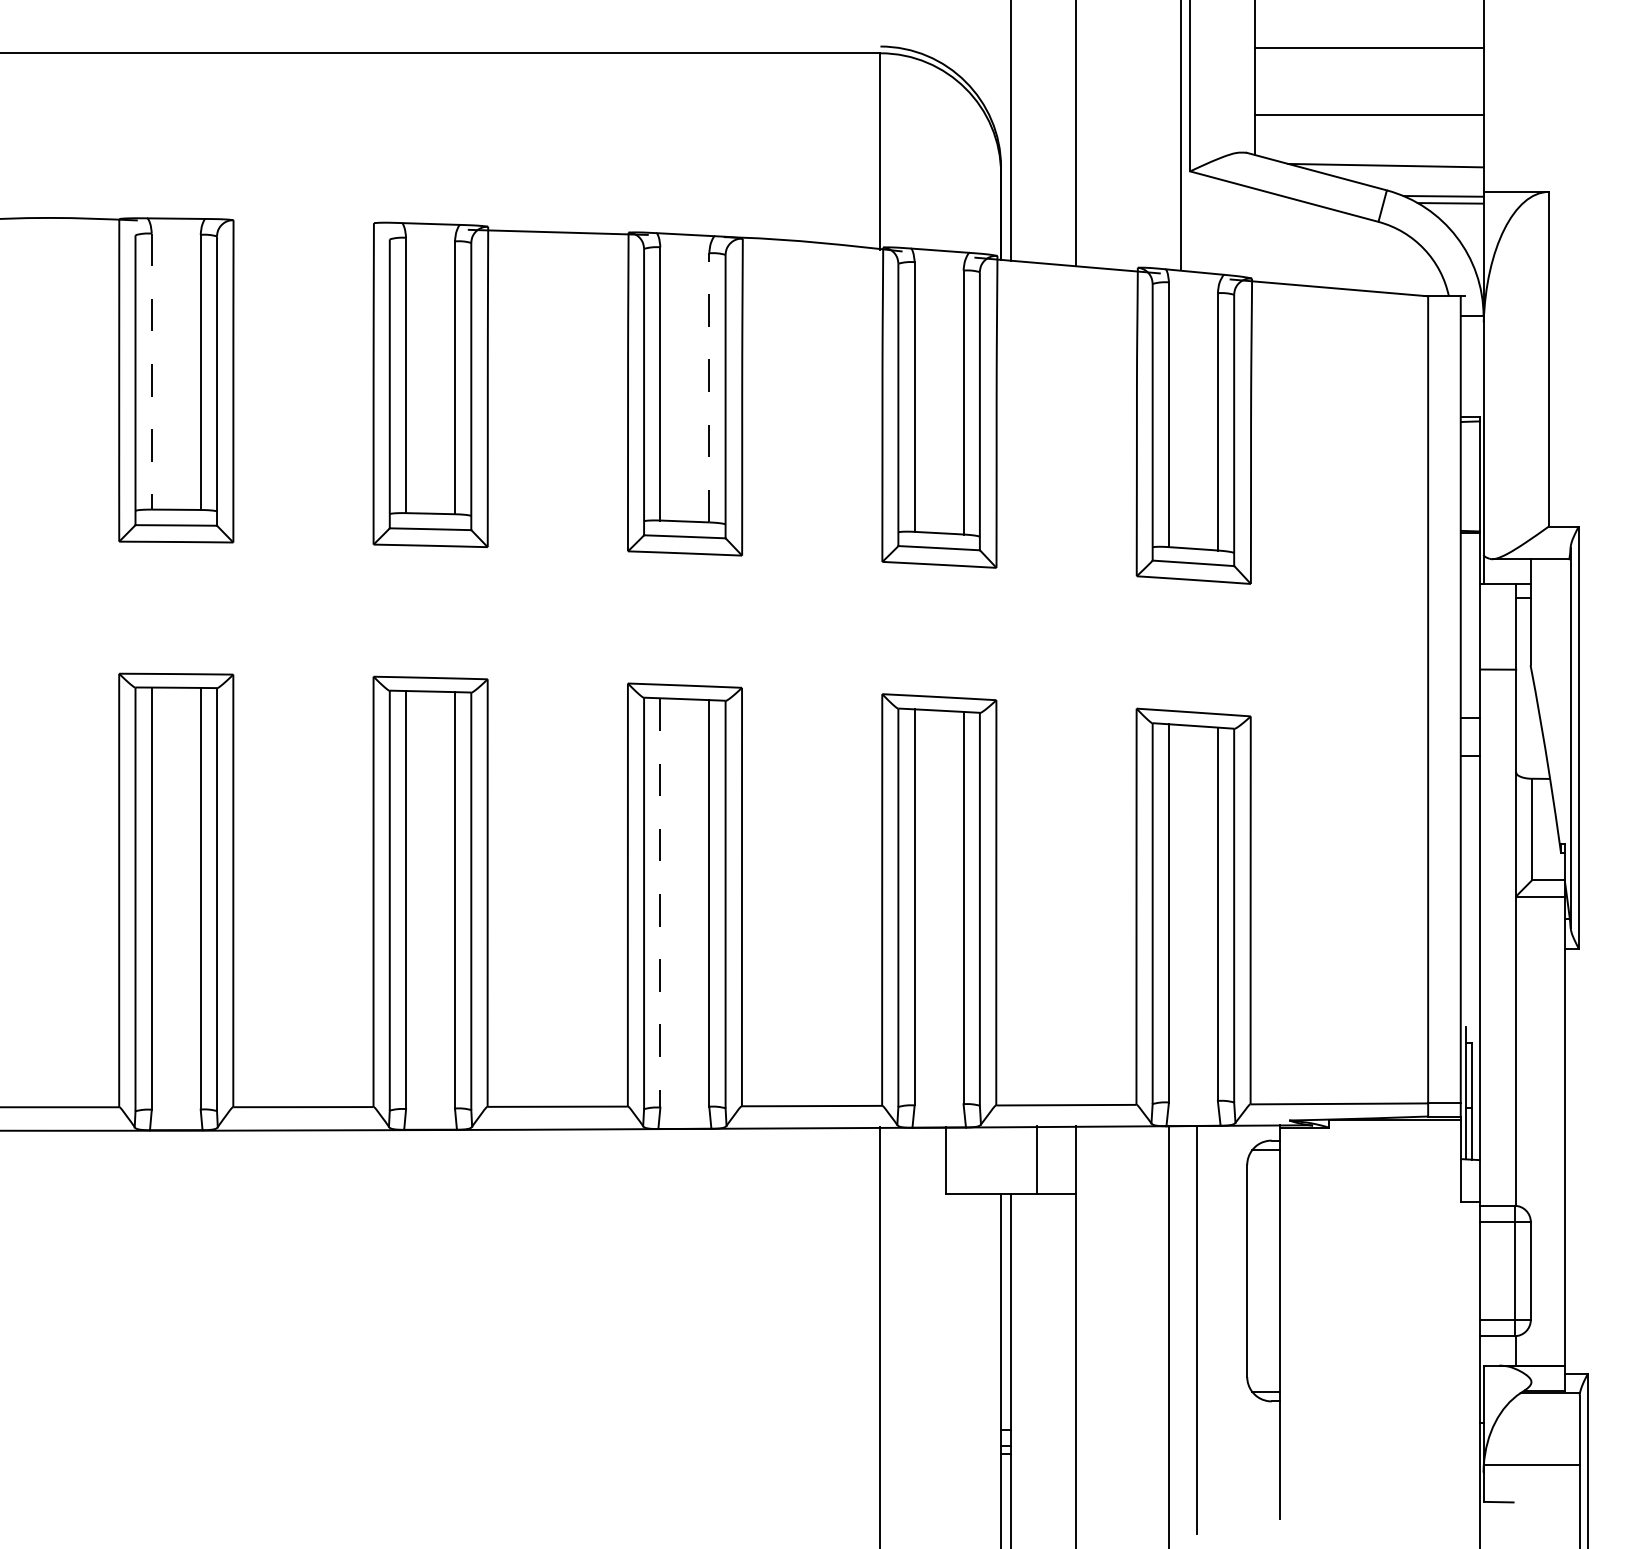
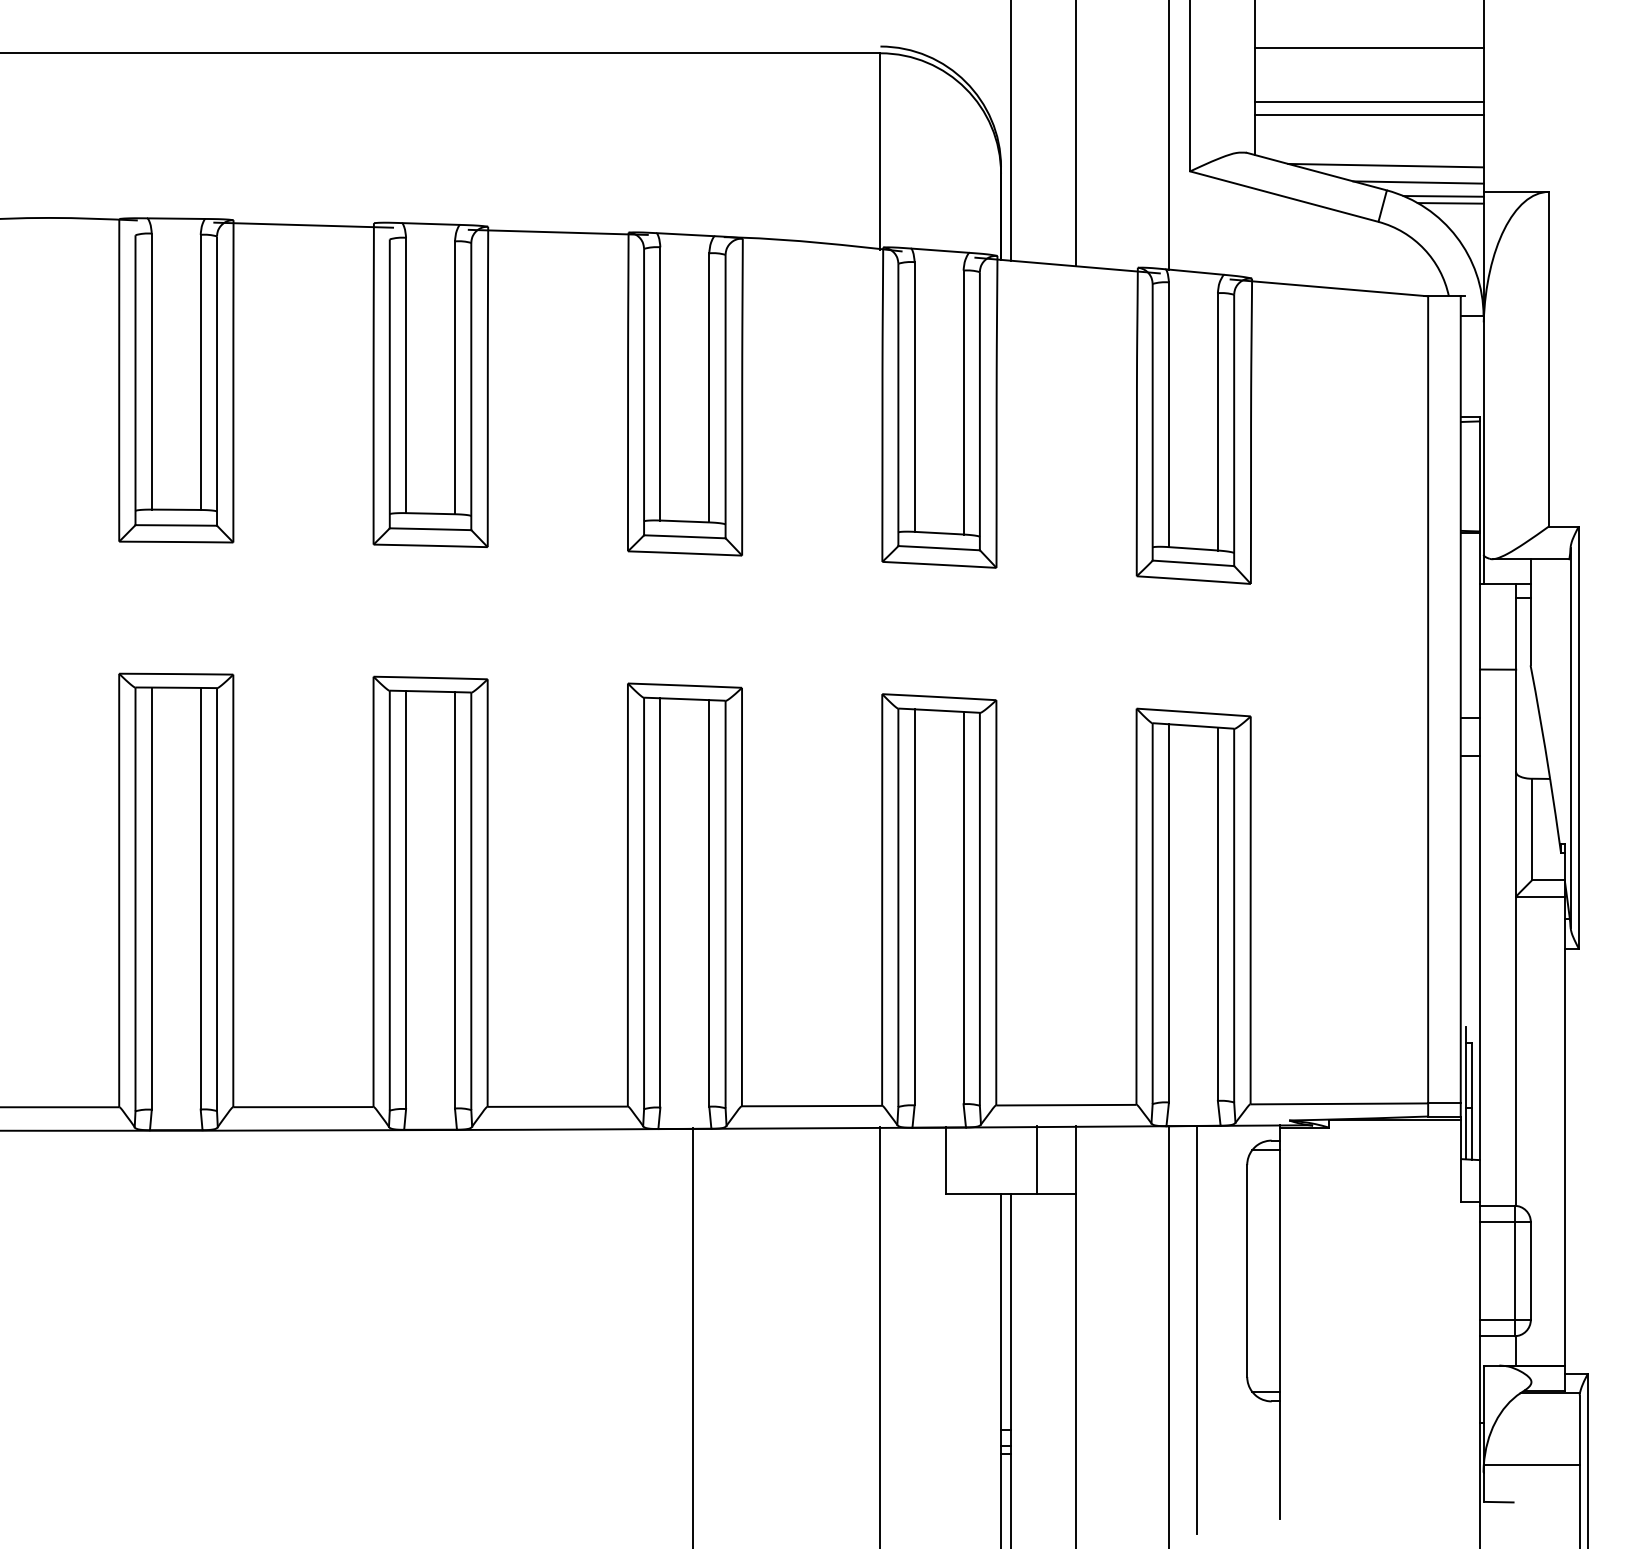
line: none -> present (1369, 102)
line position: (1180, 135) -> (1168, 135) (1168, 135)
line: none -> present (1418, 182)
line: none -> present (303, 224)
line: dashed -> solid (151, 371)
line: dashed -> solid (709, 387)
line: dashed -> solid (660, 902)
line: none -> present (692, 1336)
